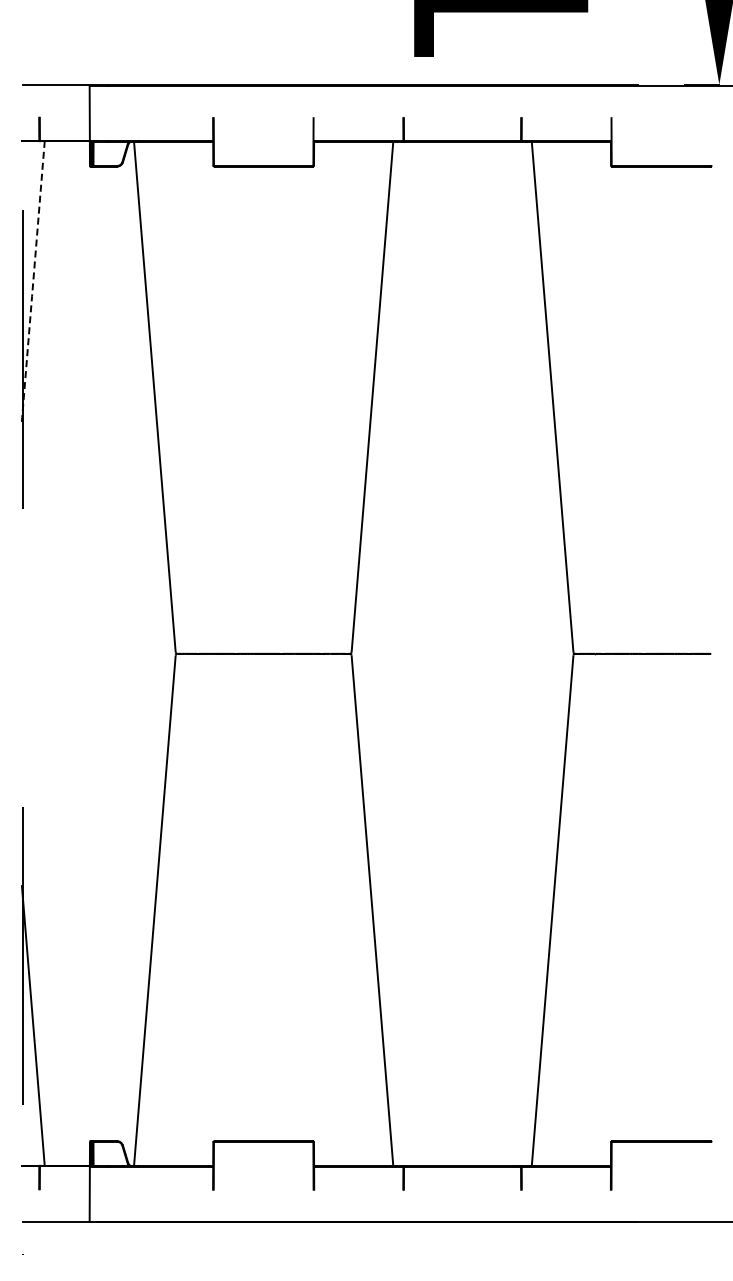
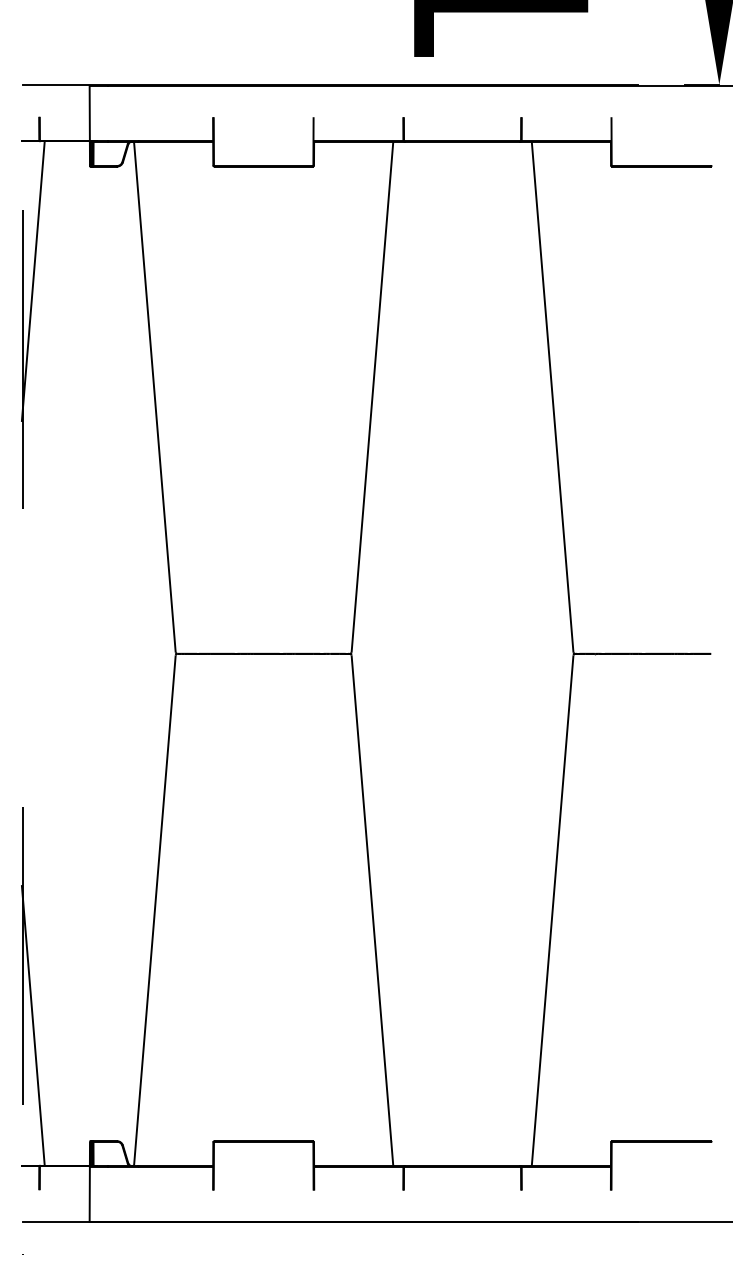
line: dashed -> solid (33, 282)
